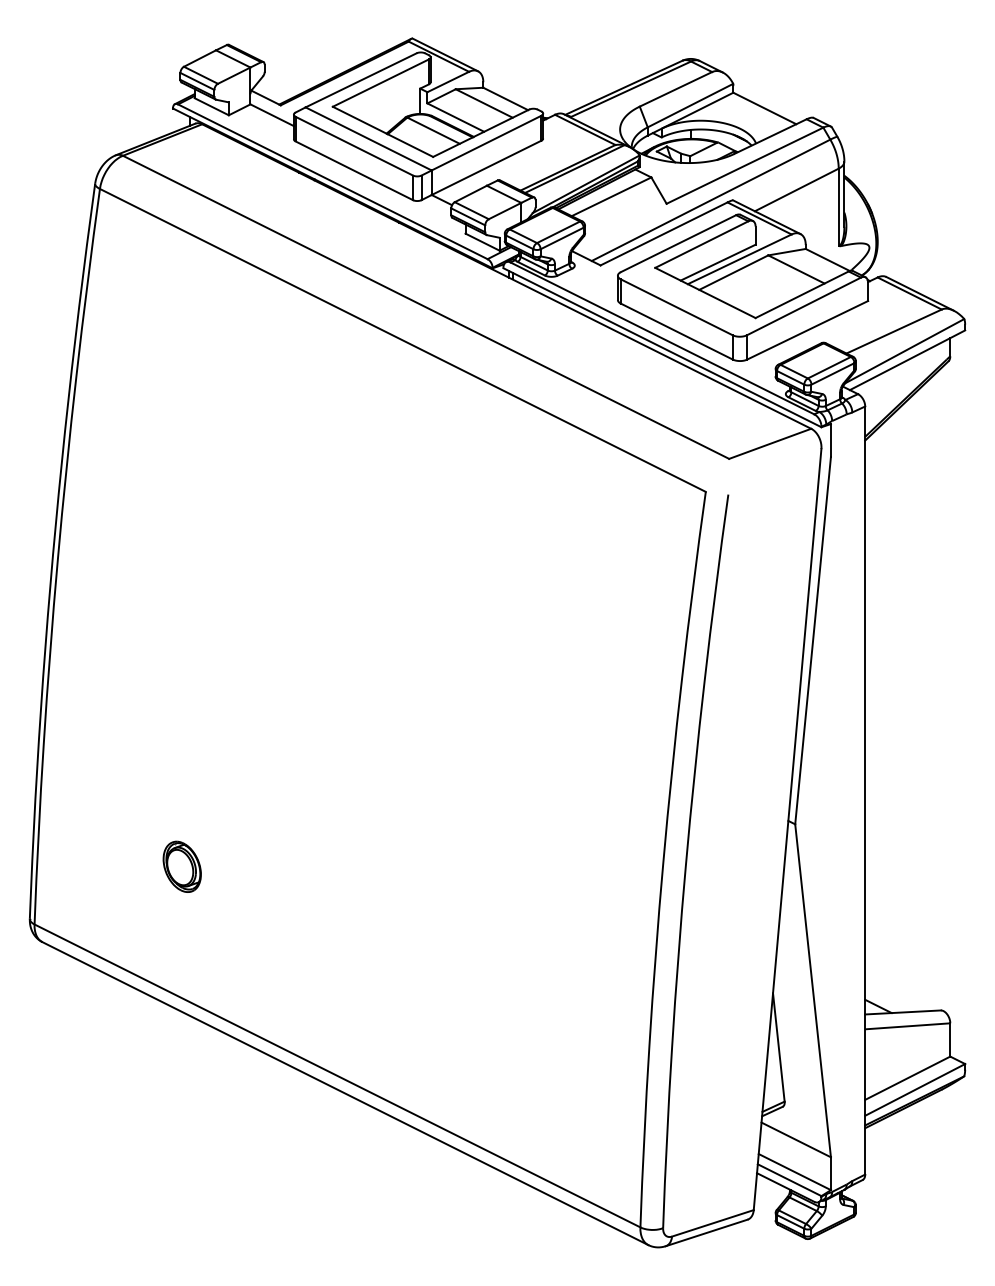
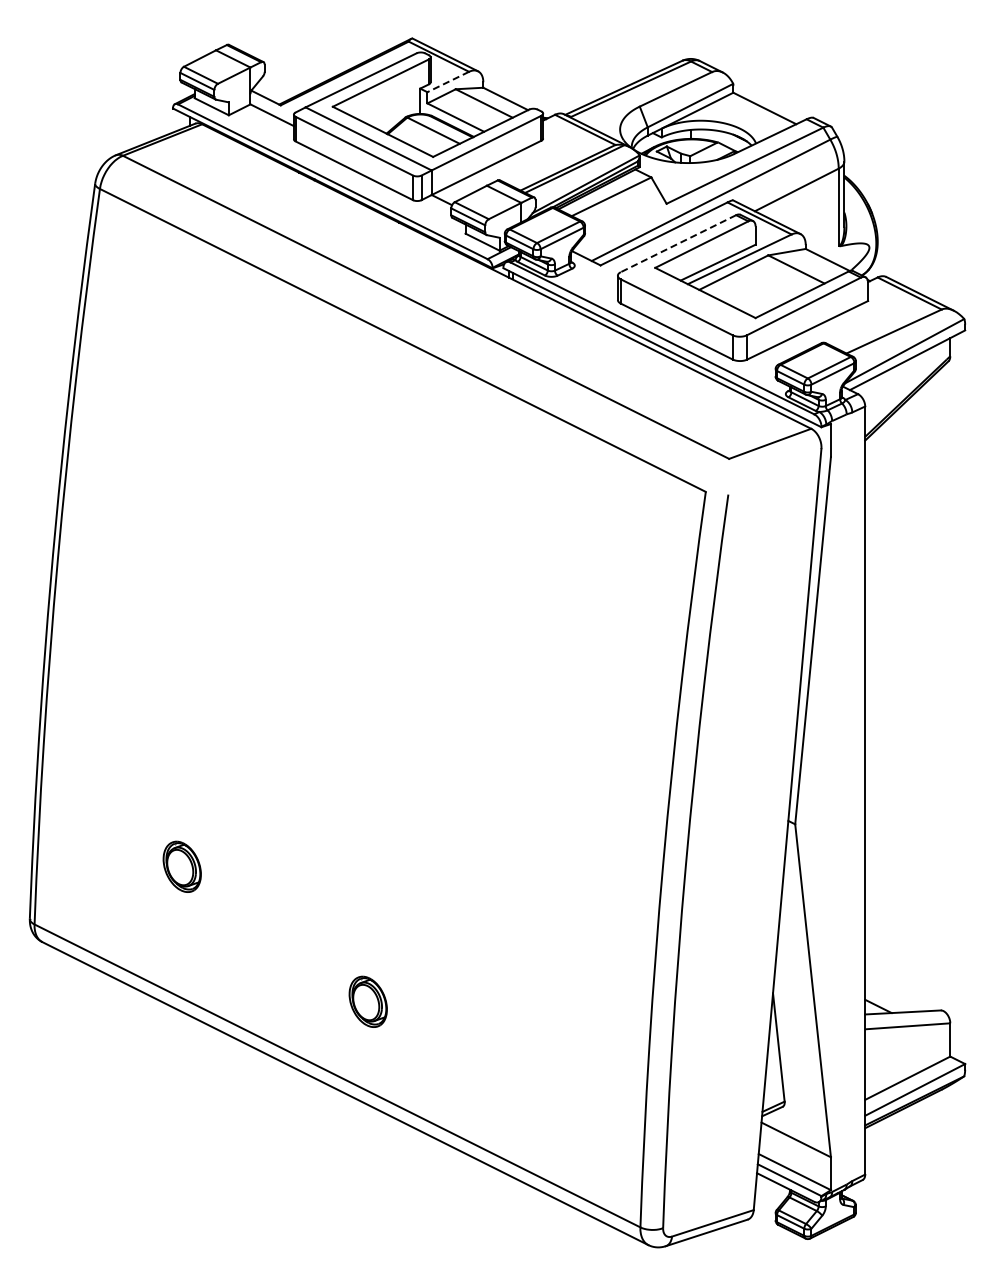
line: solid -> dashed (447, 82)
line: solid -> dashed (678, 243)
part: none -> present (367, 1001)
